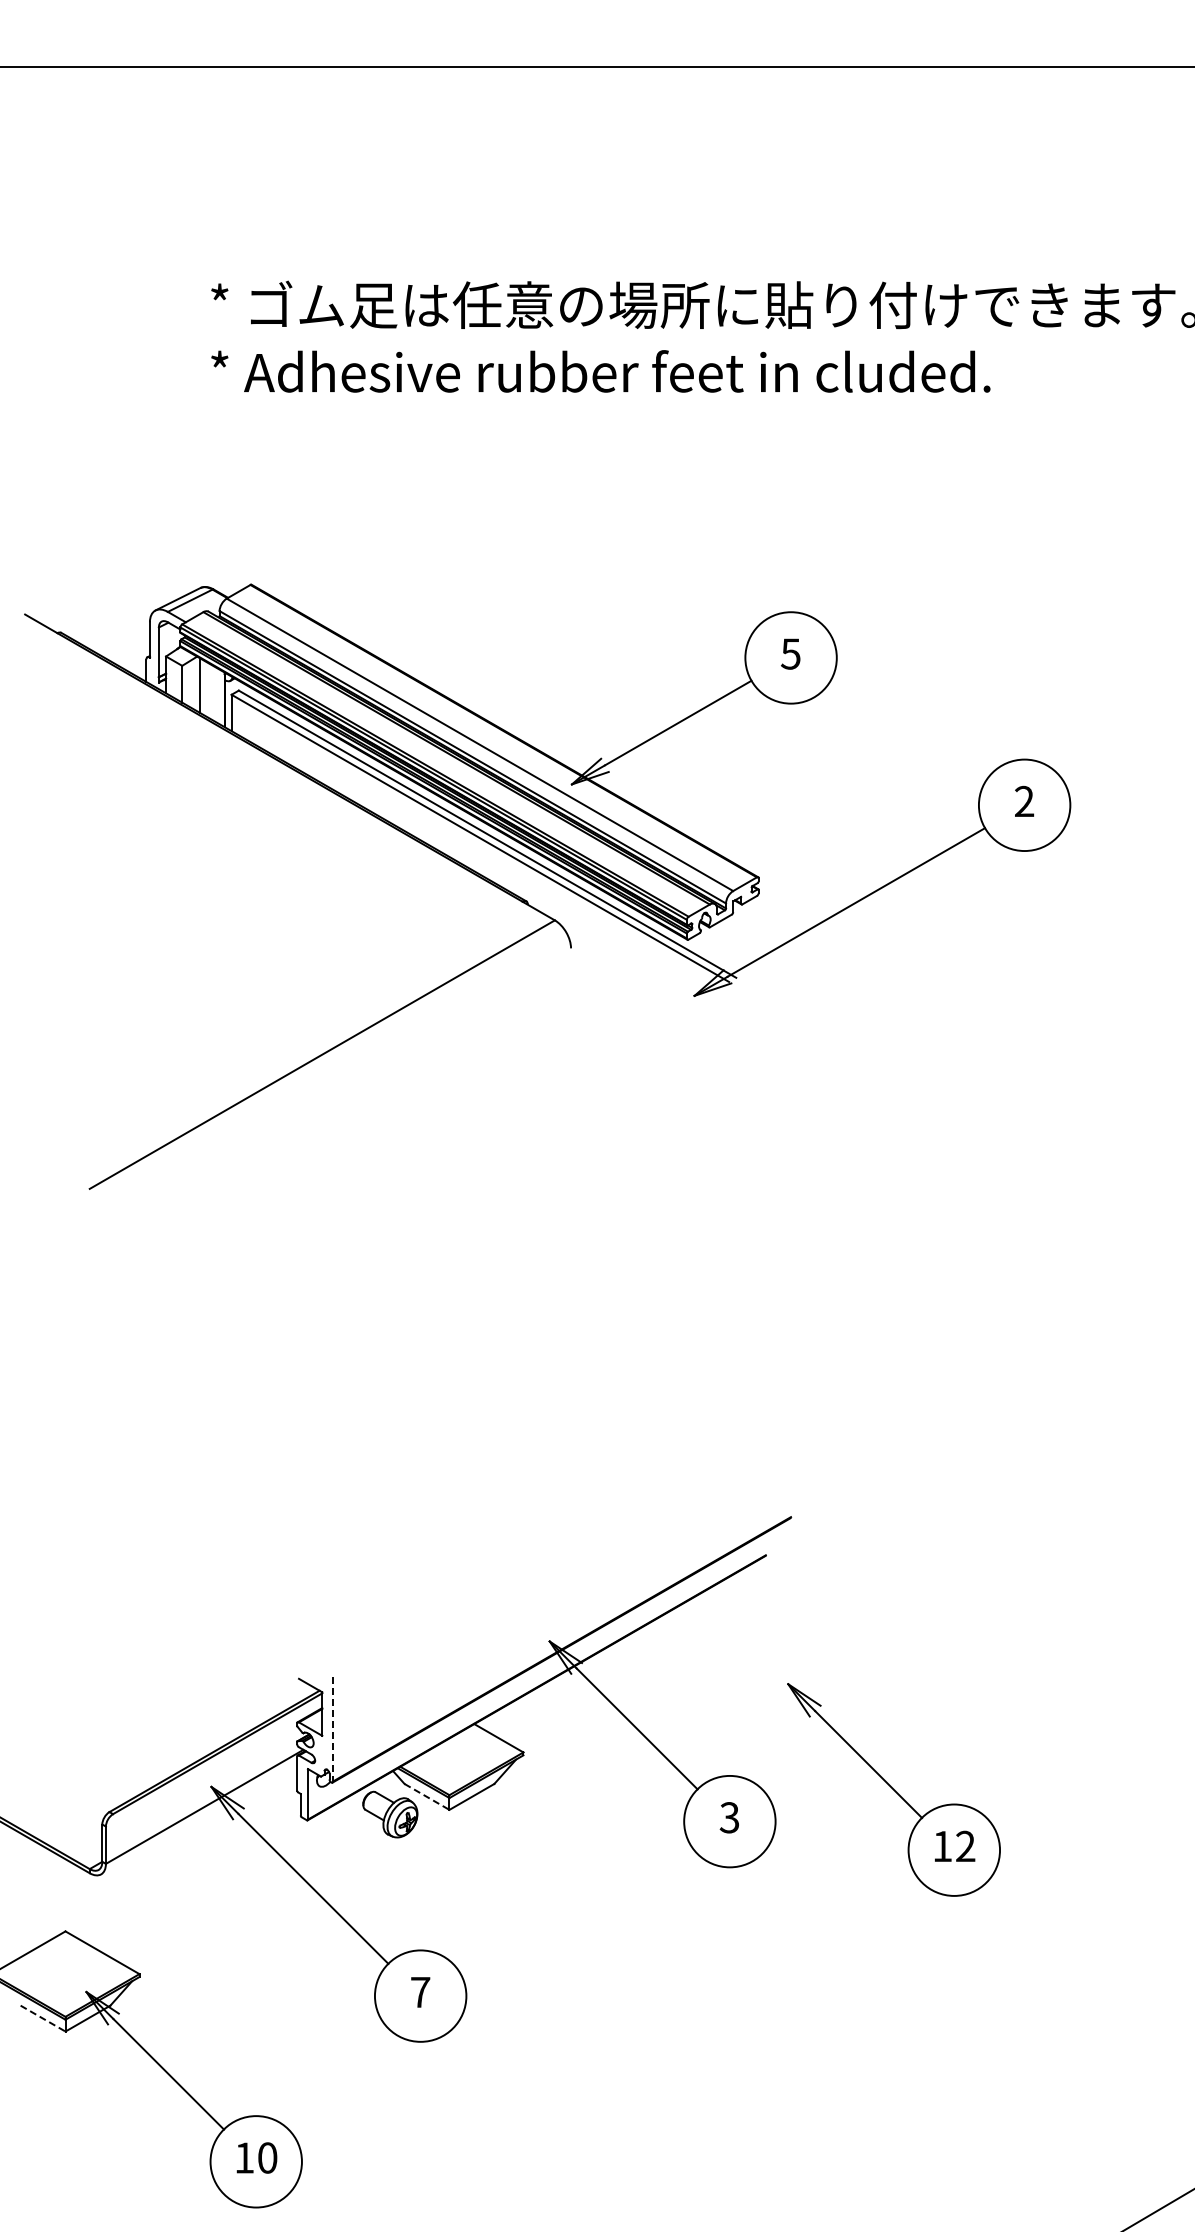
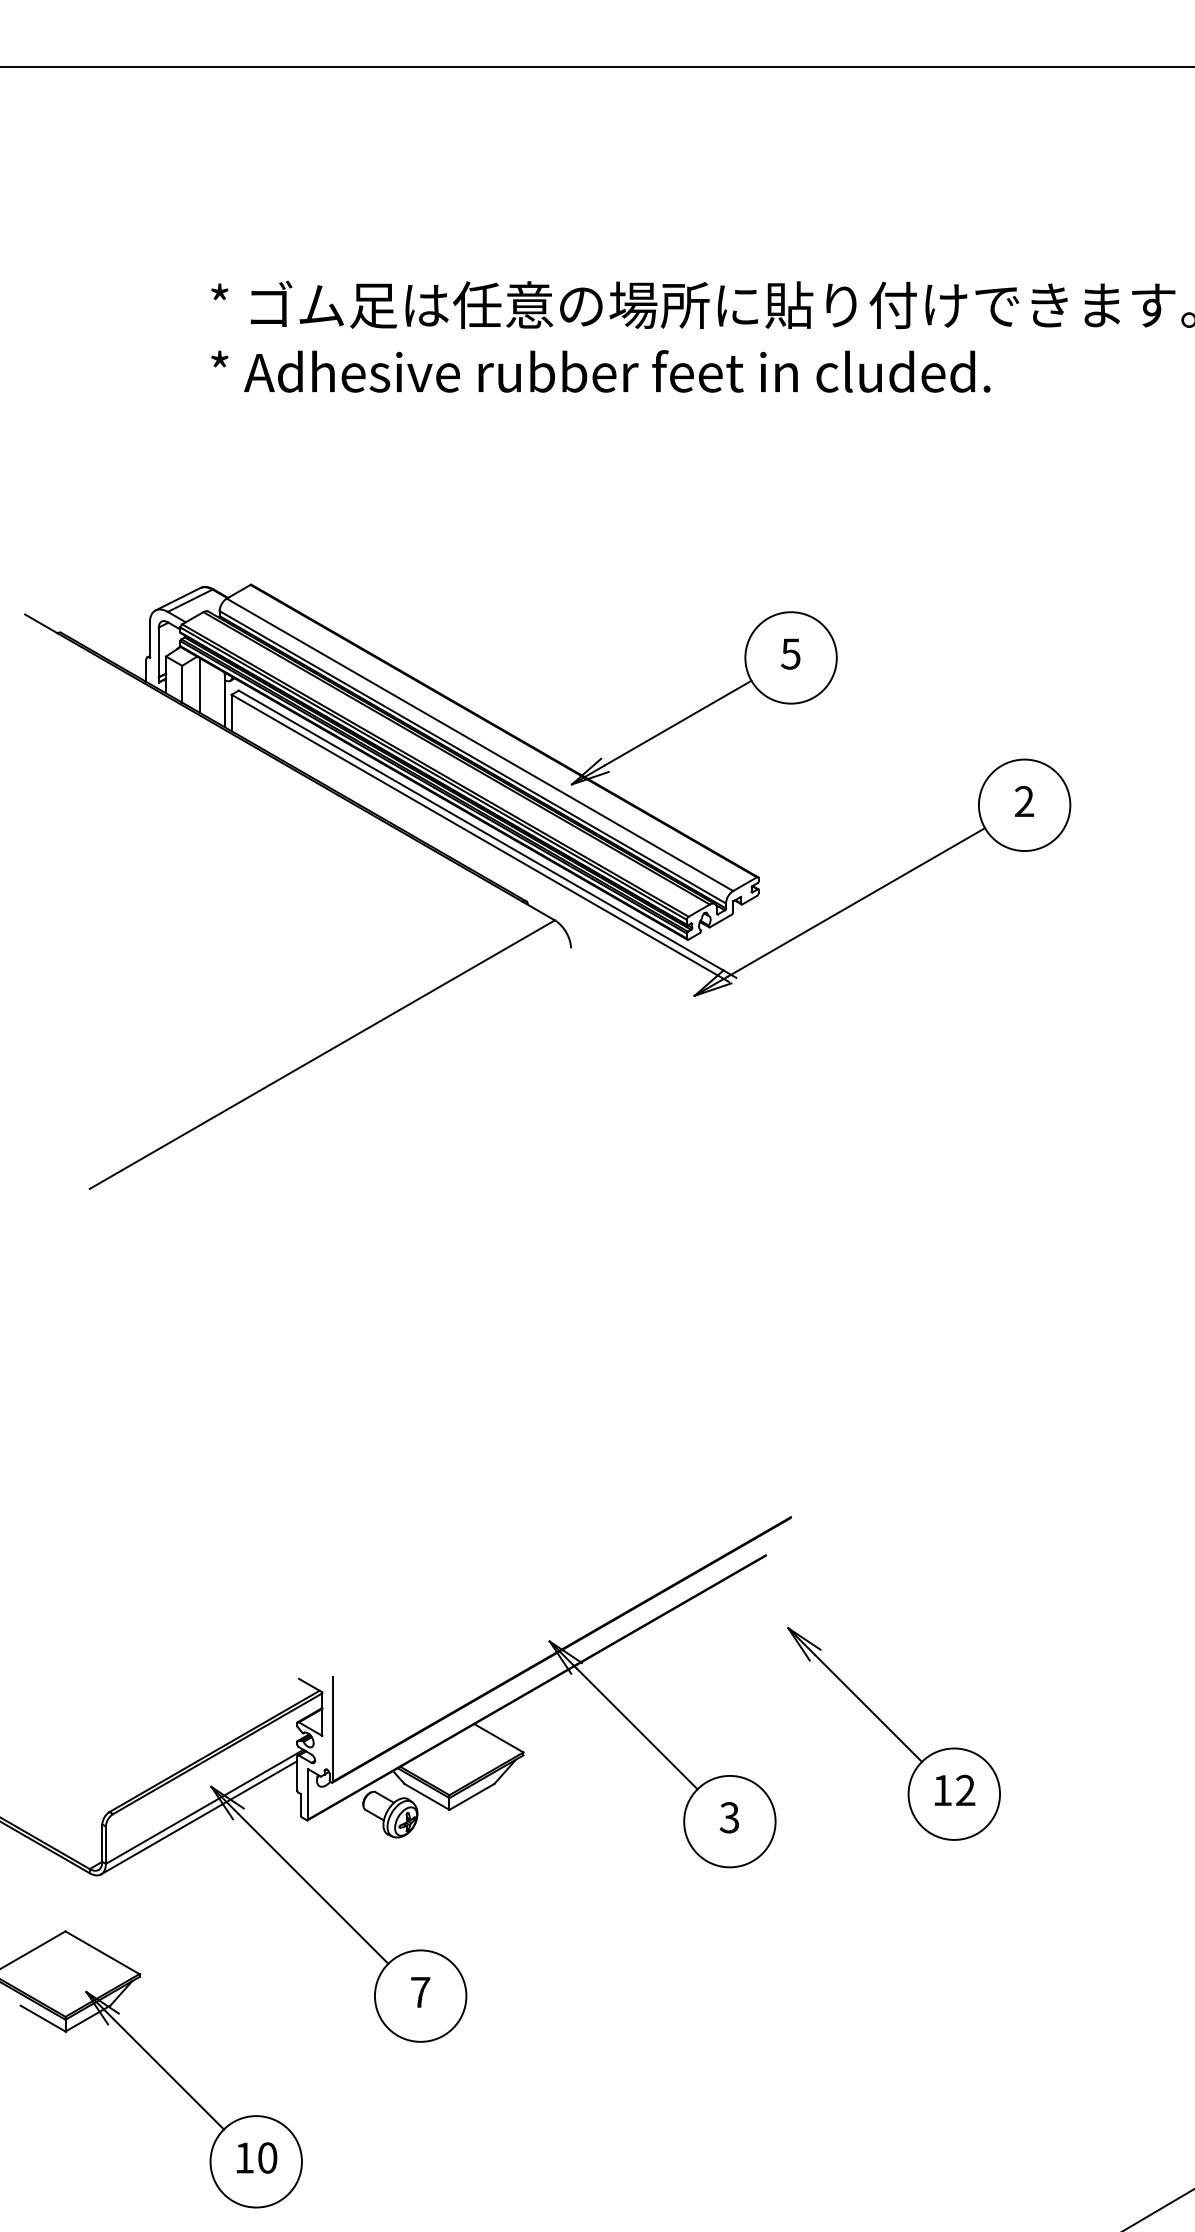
line: dashed -> solid (333, 1729)
part position: (893, 1789) -> (893, 1733) (893, 1733)
line: dashed -> solid (427, 1796)
line: none -> present (199, 1817)
line: dashed -> solid (43, 2018)
